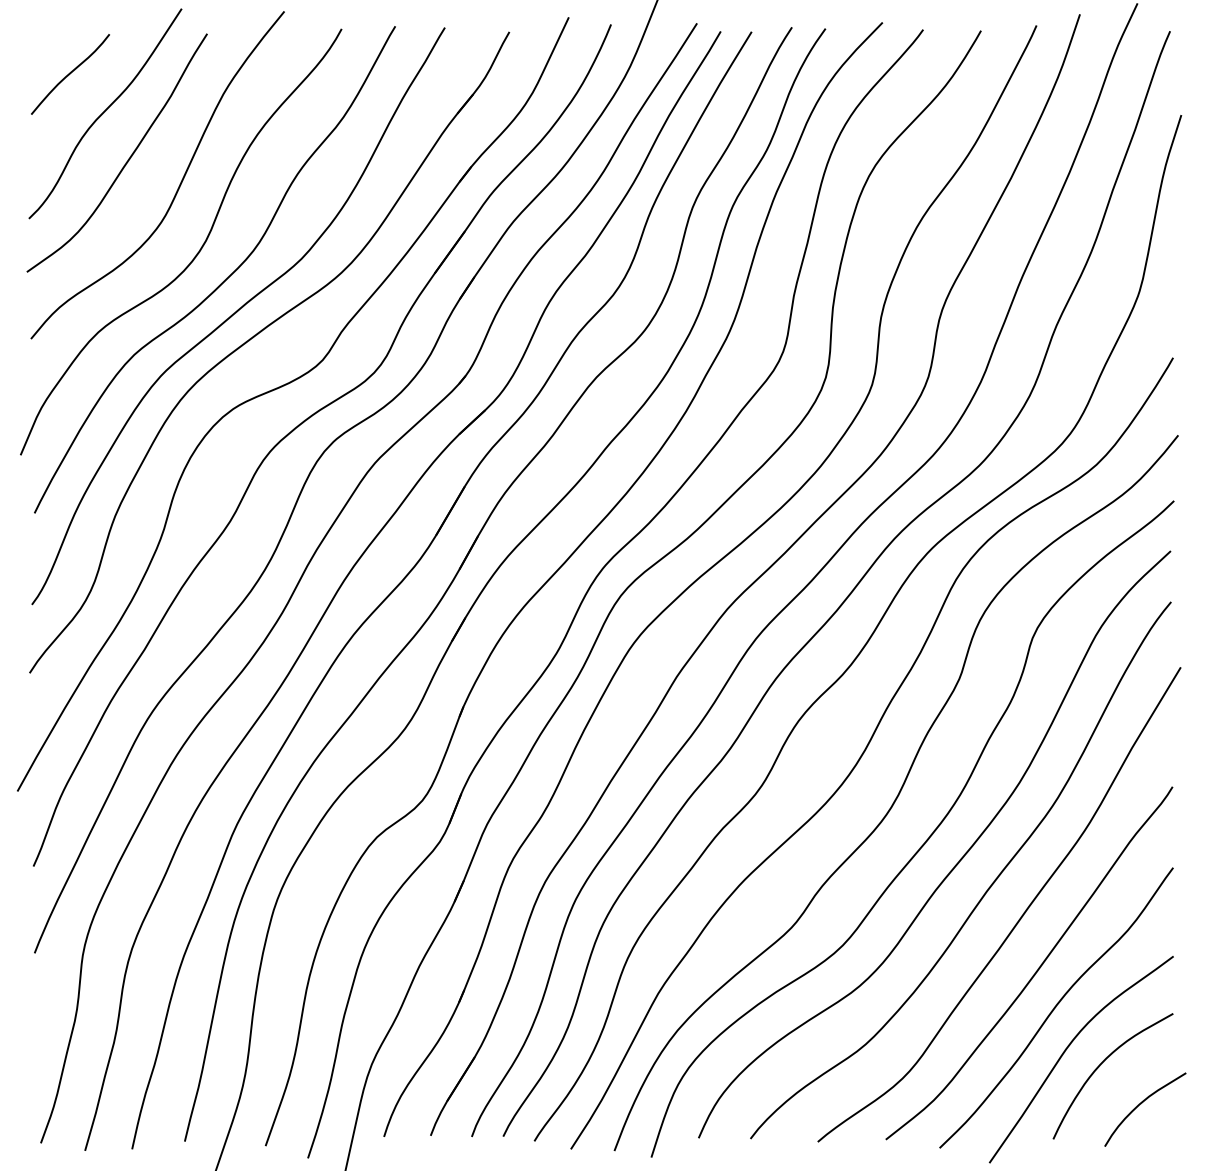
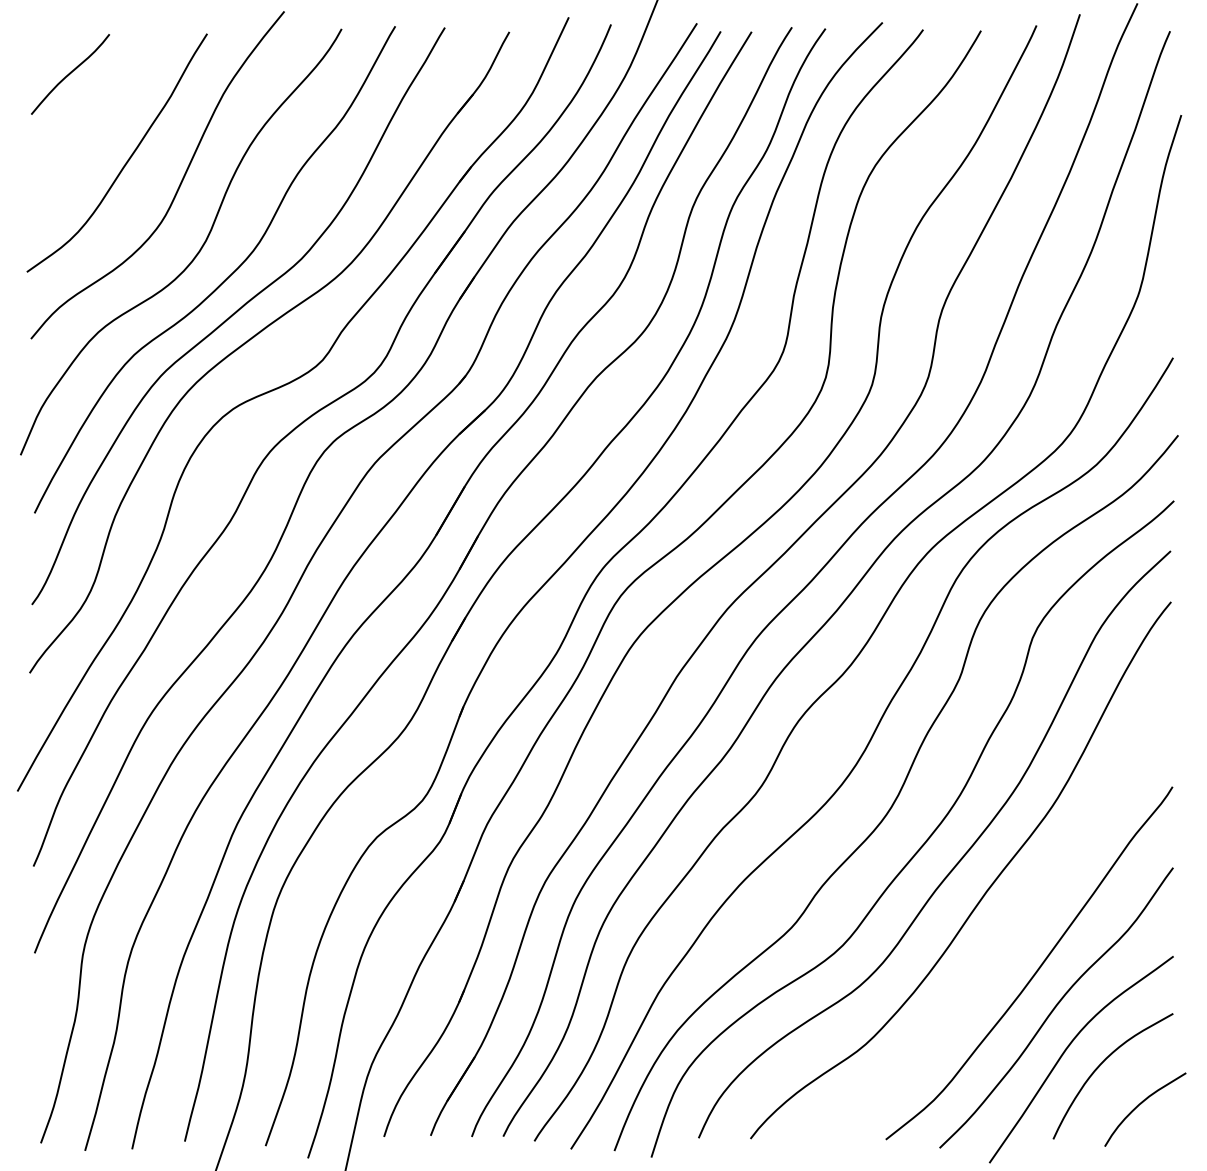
curve: present -> none (104, 112)
curve: present -> none (1018, 919)
